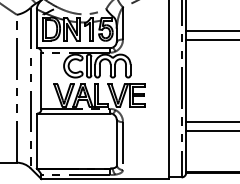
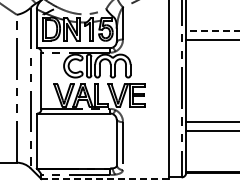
line: solid -> dashed (212, 30)
line: solid -> dashed (105, 179)
